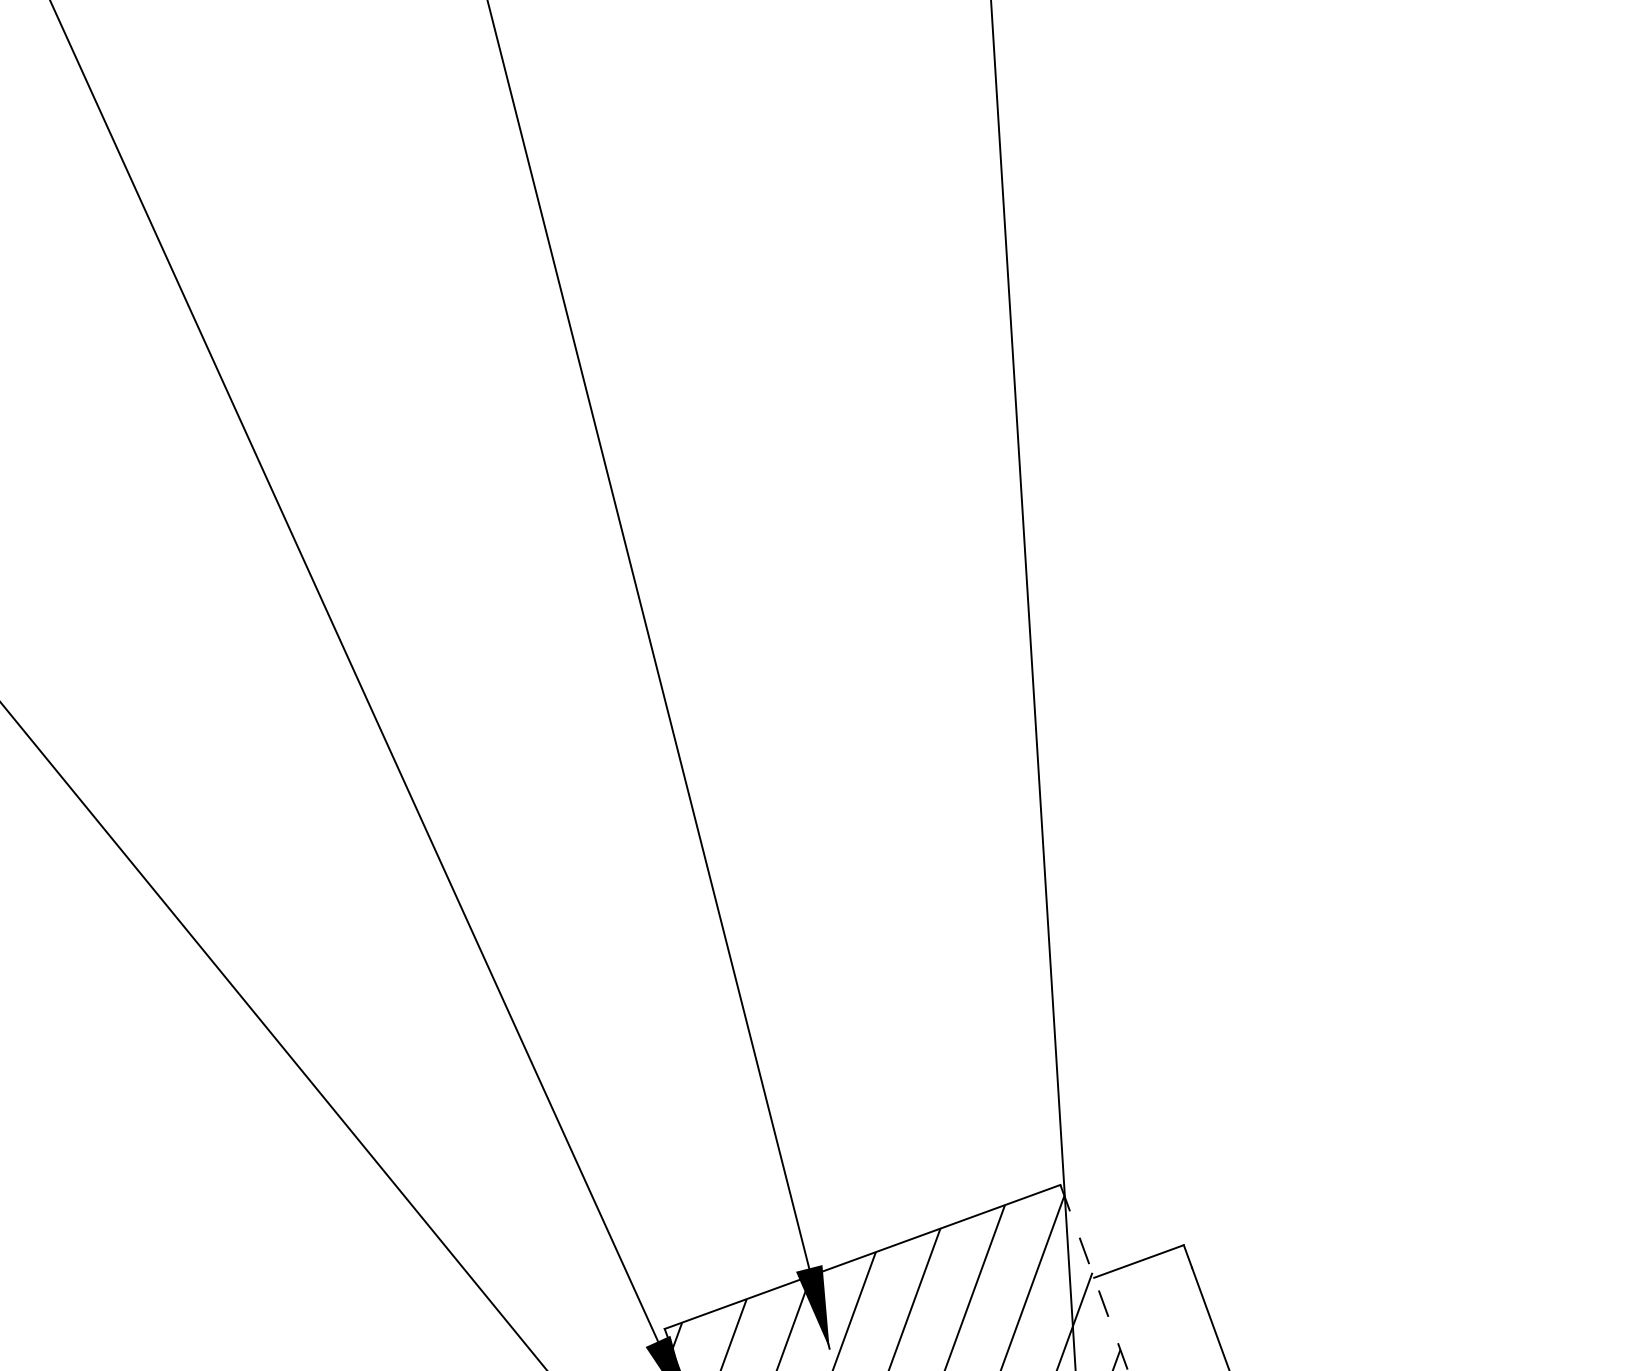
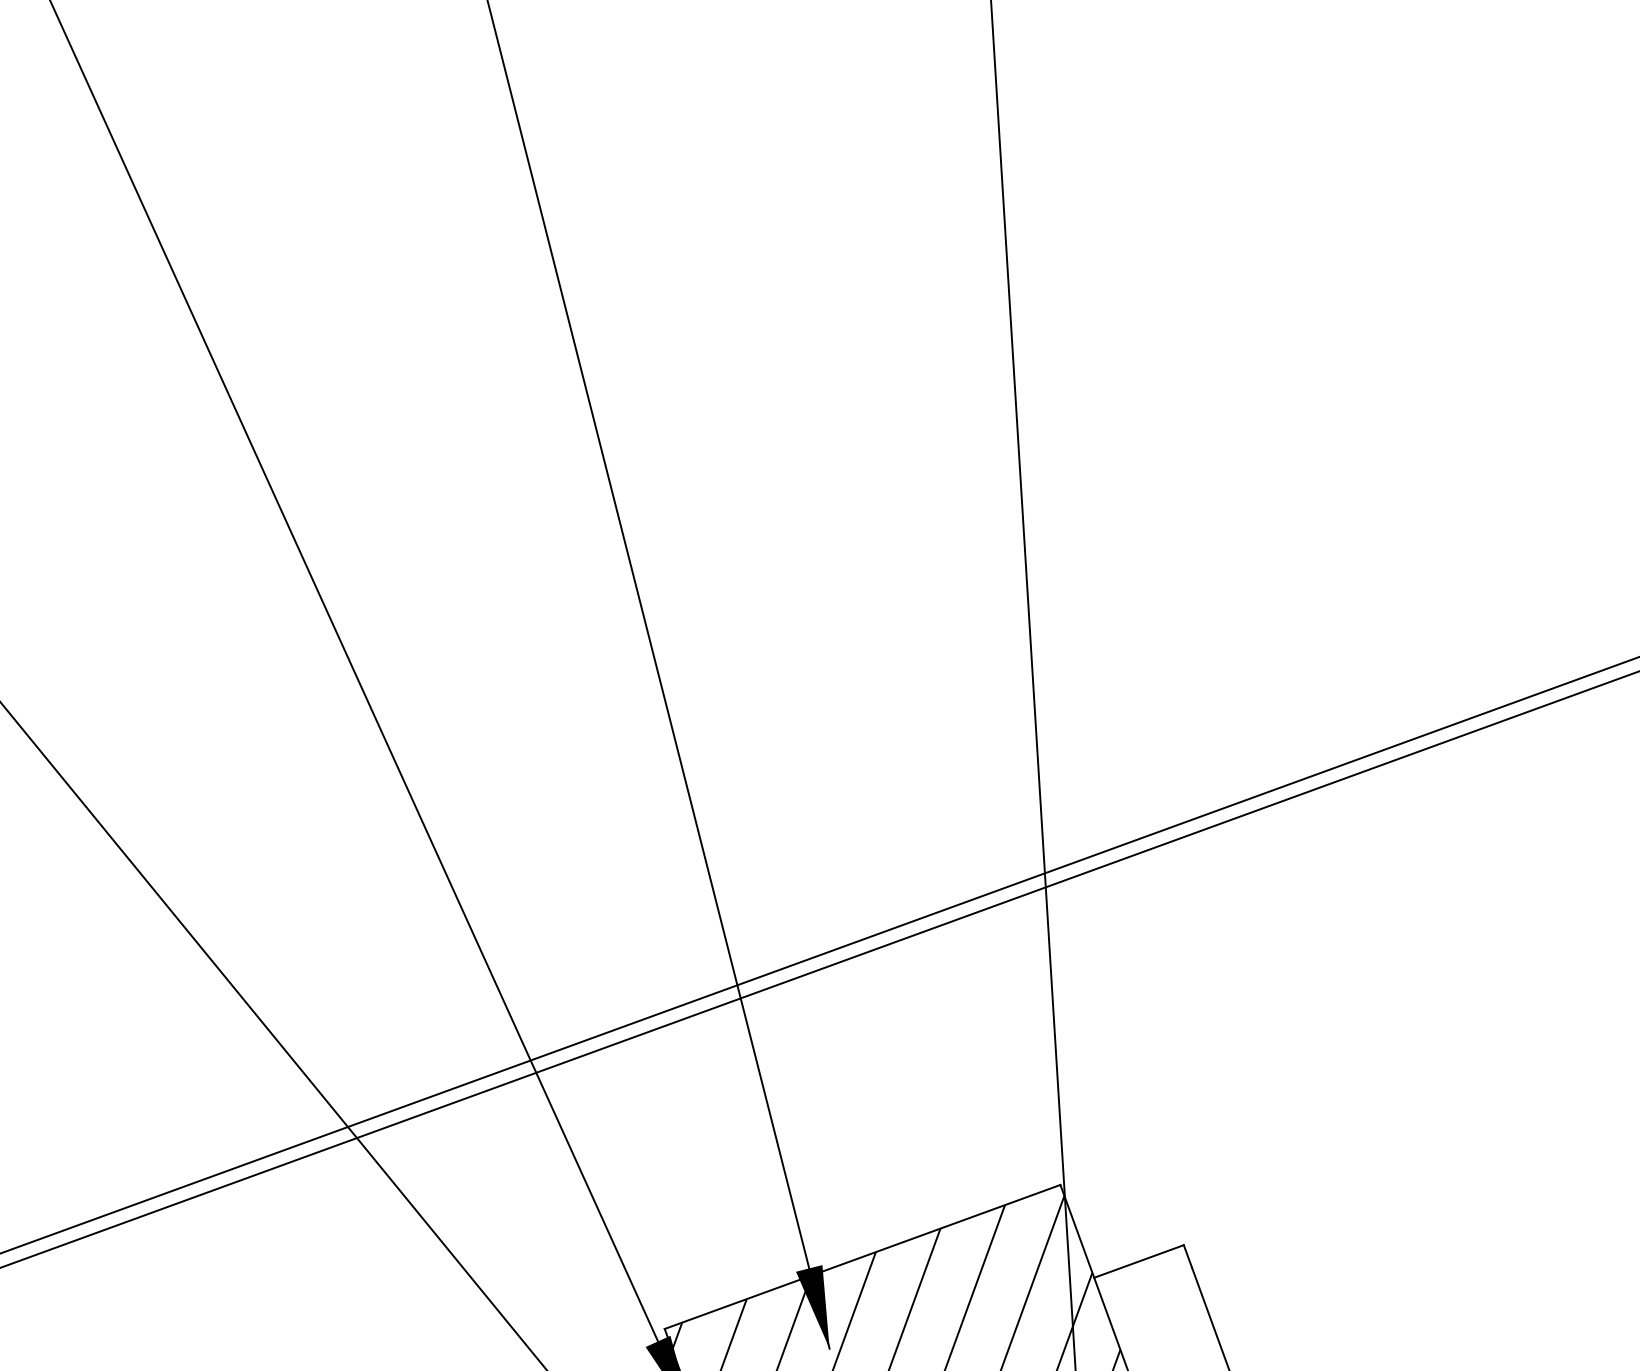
line: none -> present (819, 954)
line: none -> present (819, 969)
line: dashed -> solid (1094, 1277)
